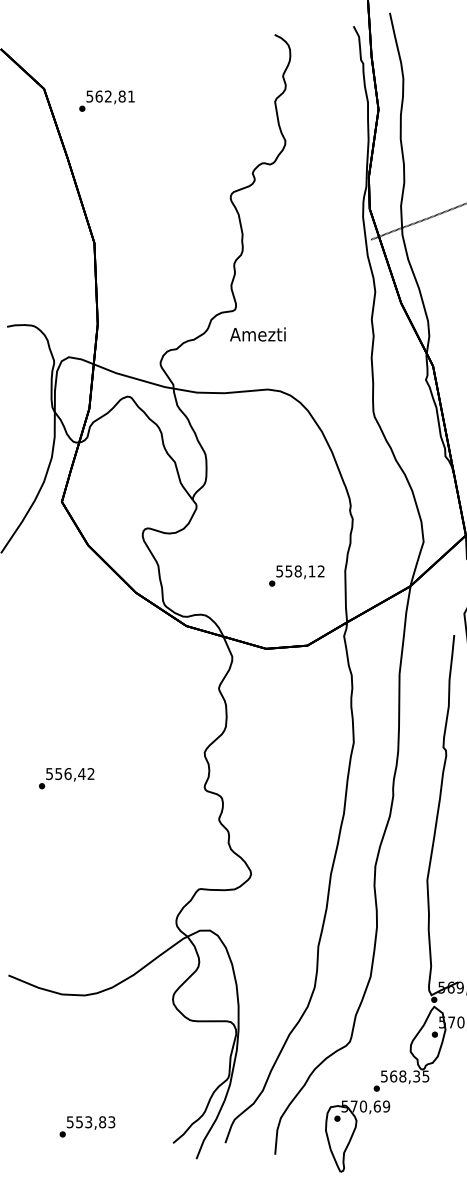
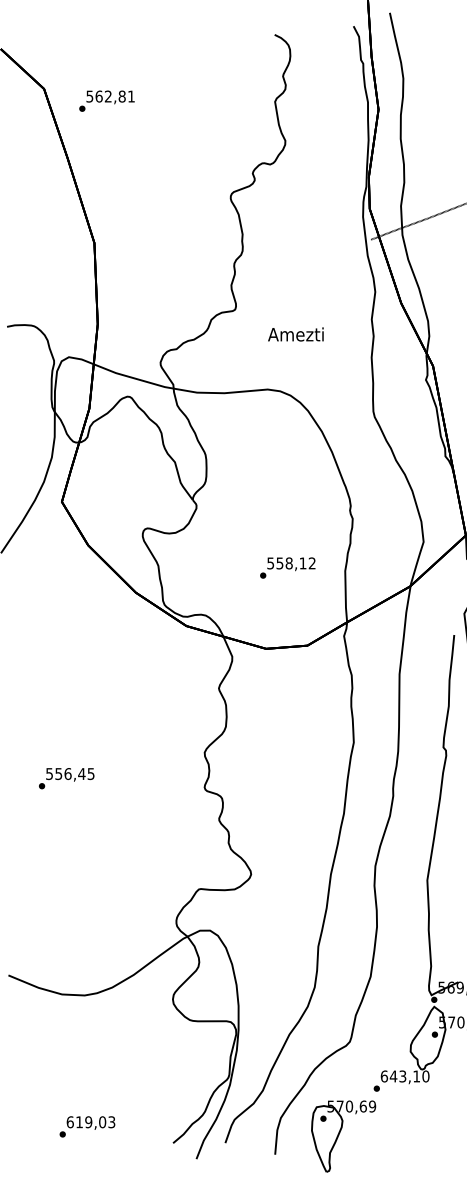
text position: (257, 334) -> (295, 334) (295, 334)
text position: (296, 575) -> (287, 567) (287, 567)
text: 556,42 -> 556,45 (90, 774)
text: 568,35 -> 643,10 (404, 1076)
text: 553,83 -> 619,03 (86, 1122)
part position: (357, 1136) -> (343, 1136) (343, 1136)
